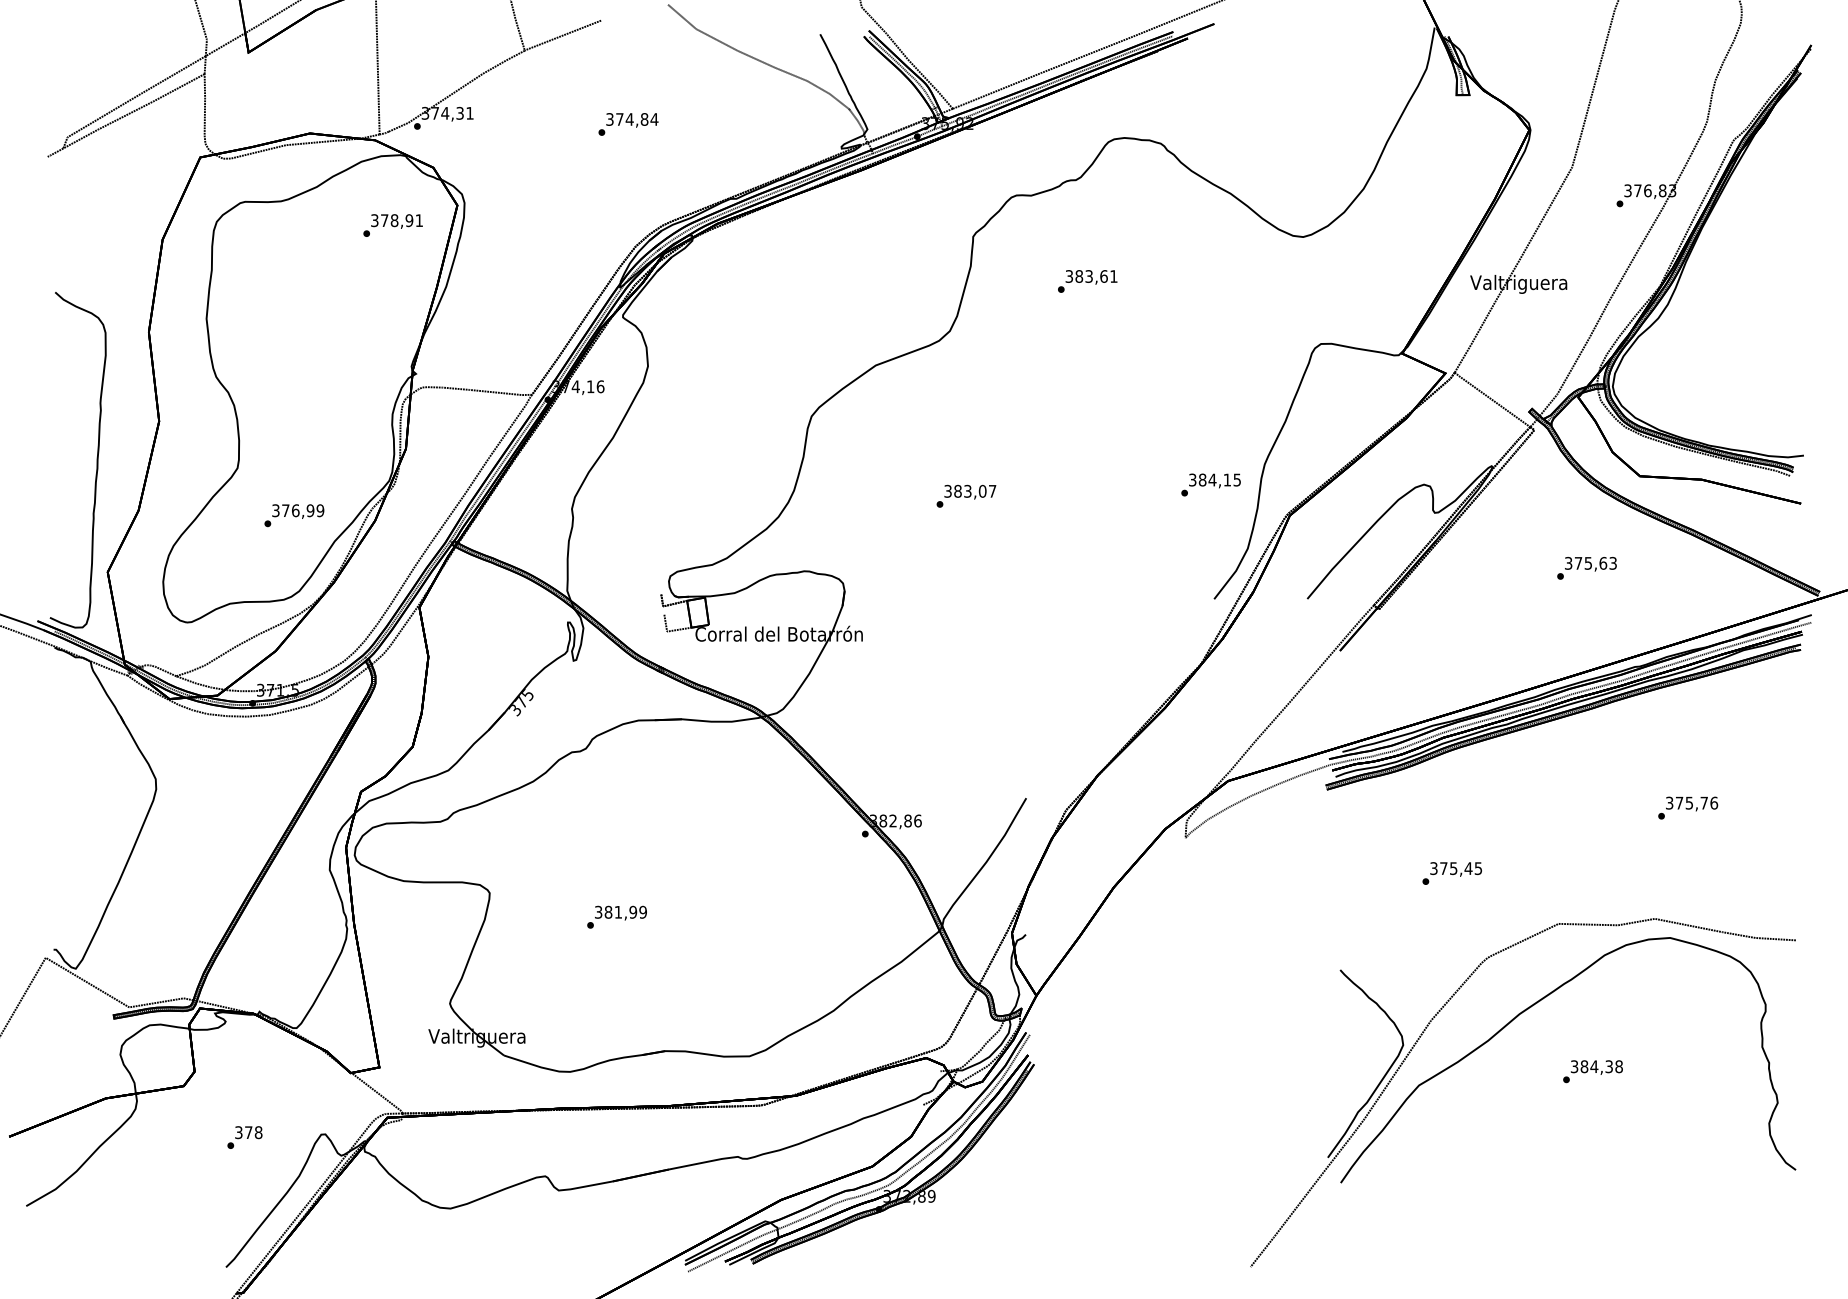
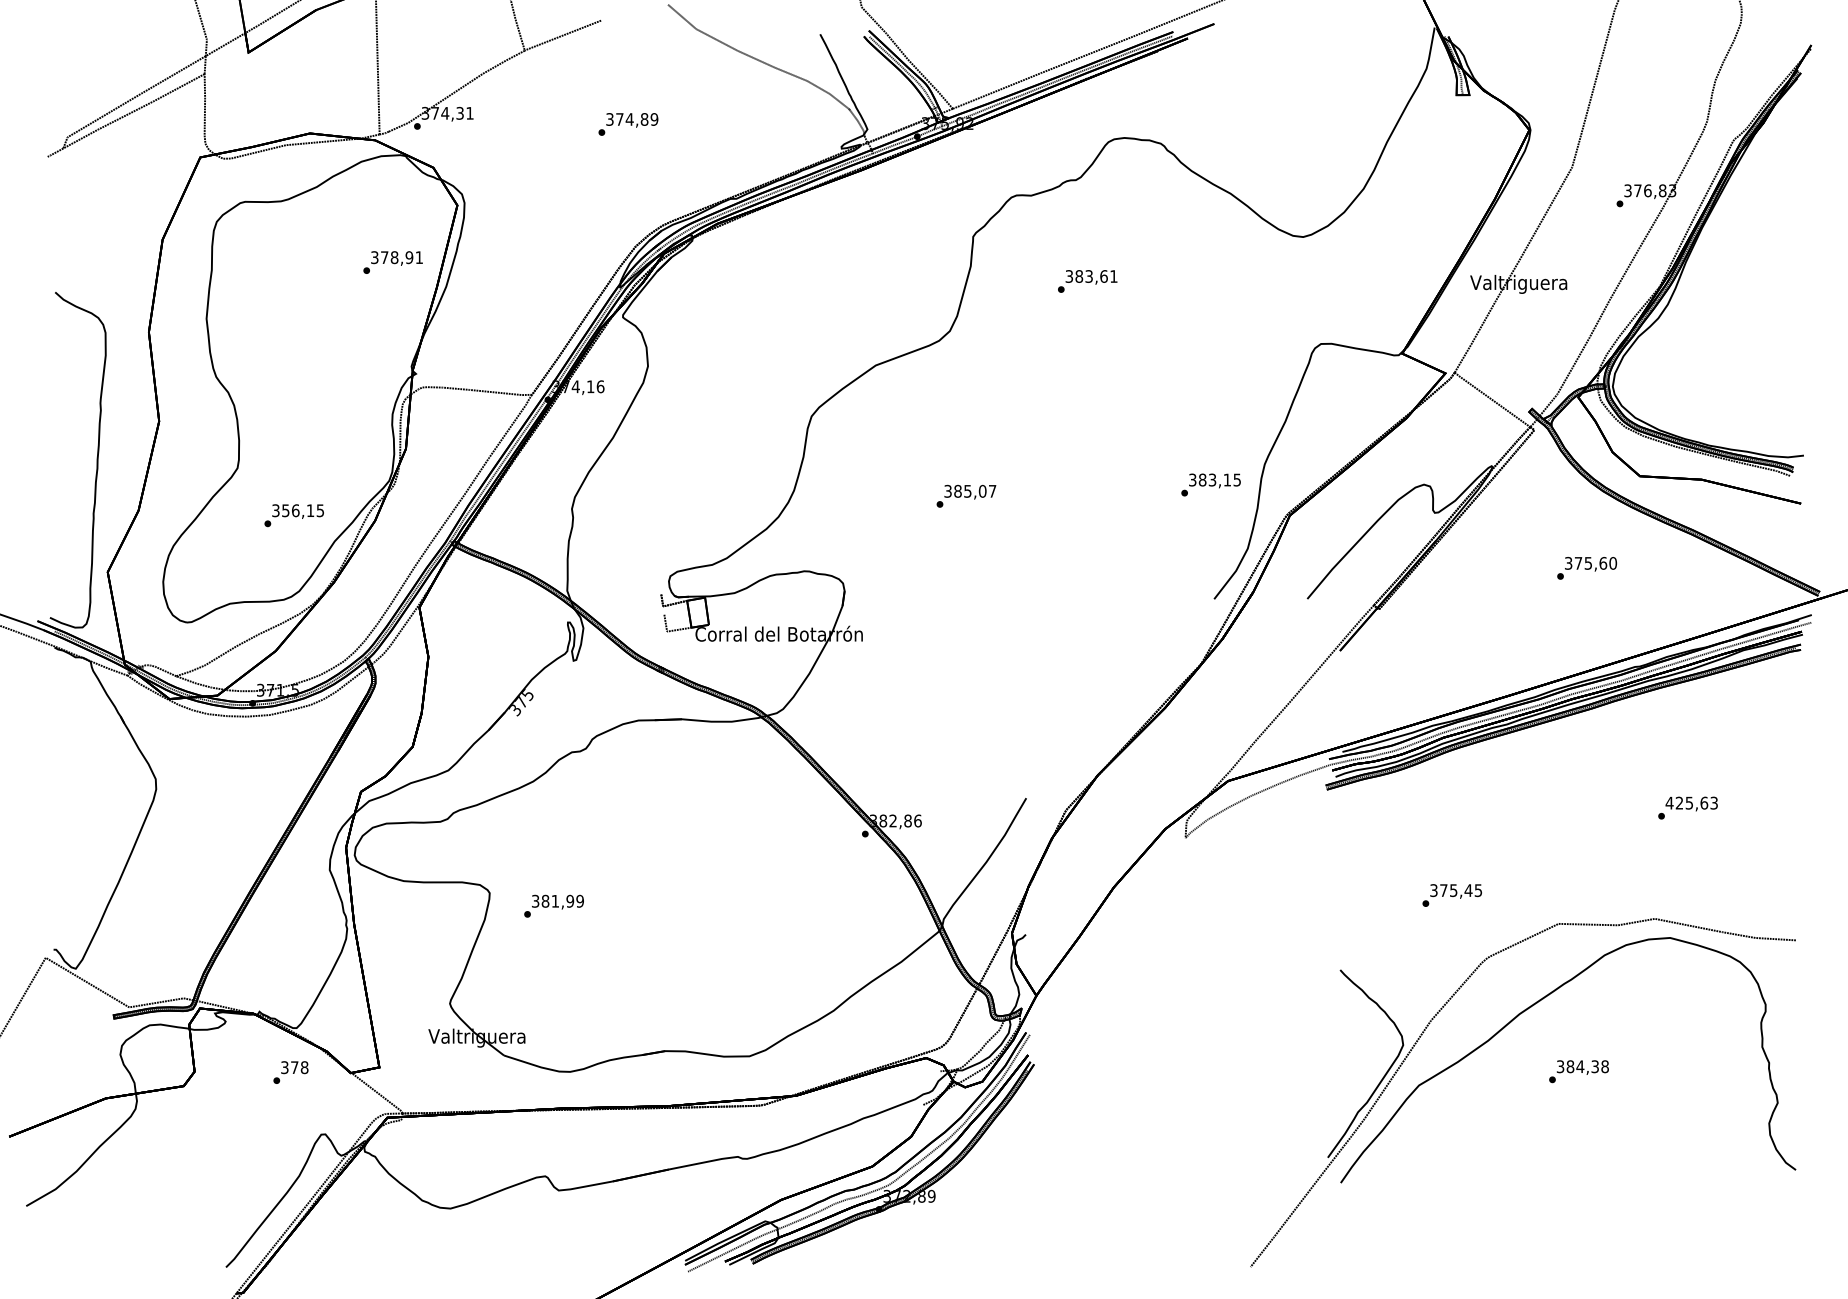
text: 374,84 -> 374,89 (654, 119)
text position: (392, 225) -> (392, 262) (392, 262)
text: 384,15 -> 383,15 (1212, 479)
text: 383,07 -> 385,07 (967, 490)
text: 376,99 -> 356,15 (303, 510)
text: 375,63 -> 375,60 (1613, 563)
text: 375,76 -> 425,63 (1691, 802)
text position: (1451, 873) -> (1451, 895) (1451, 895)
text position: (616, 916) -> (553, 905) (553, 905)
text position: (1592, 1071) -> (1578, 1071) (1578, 1071)
text position: (244, 1137) -> (290, 1072) (290, 1072)
